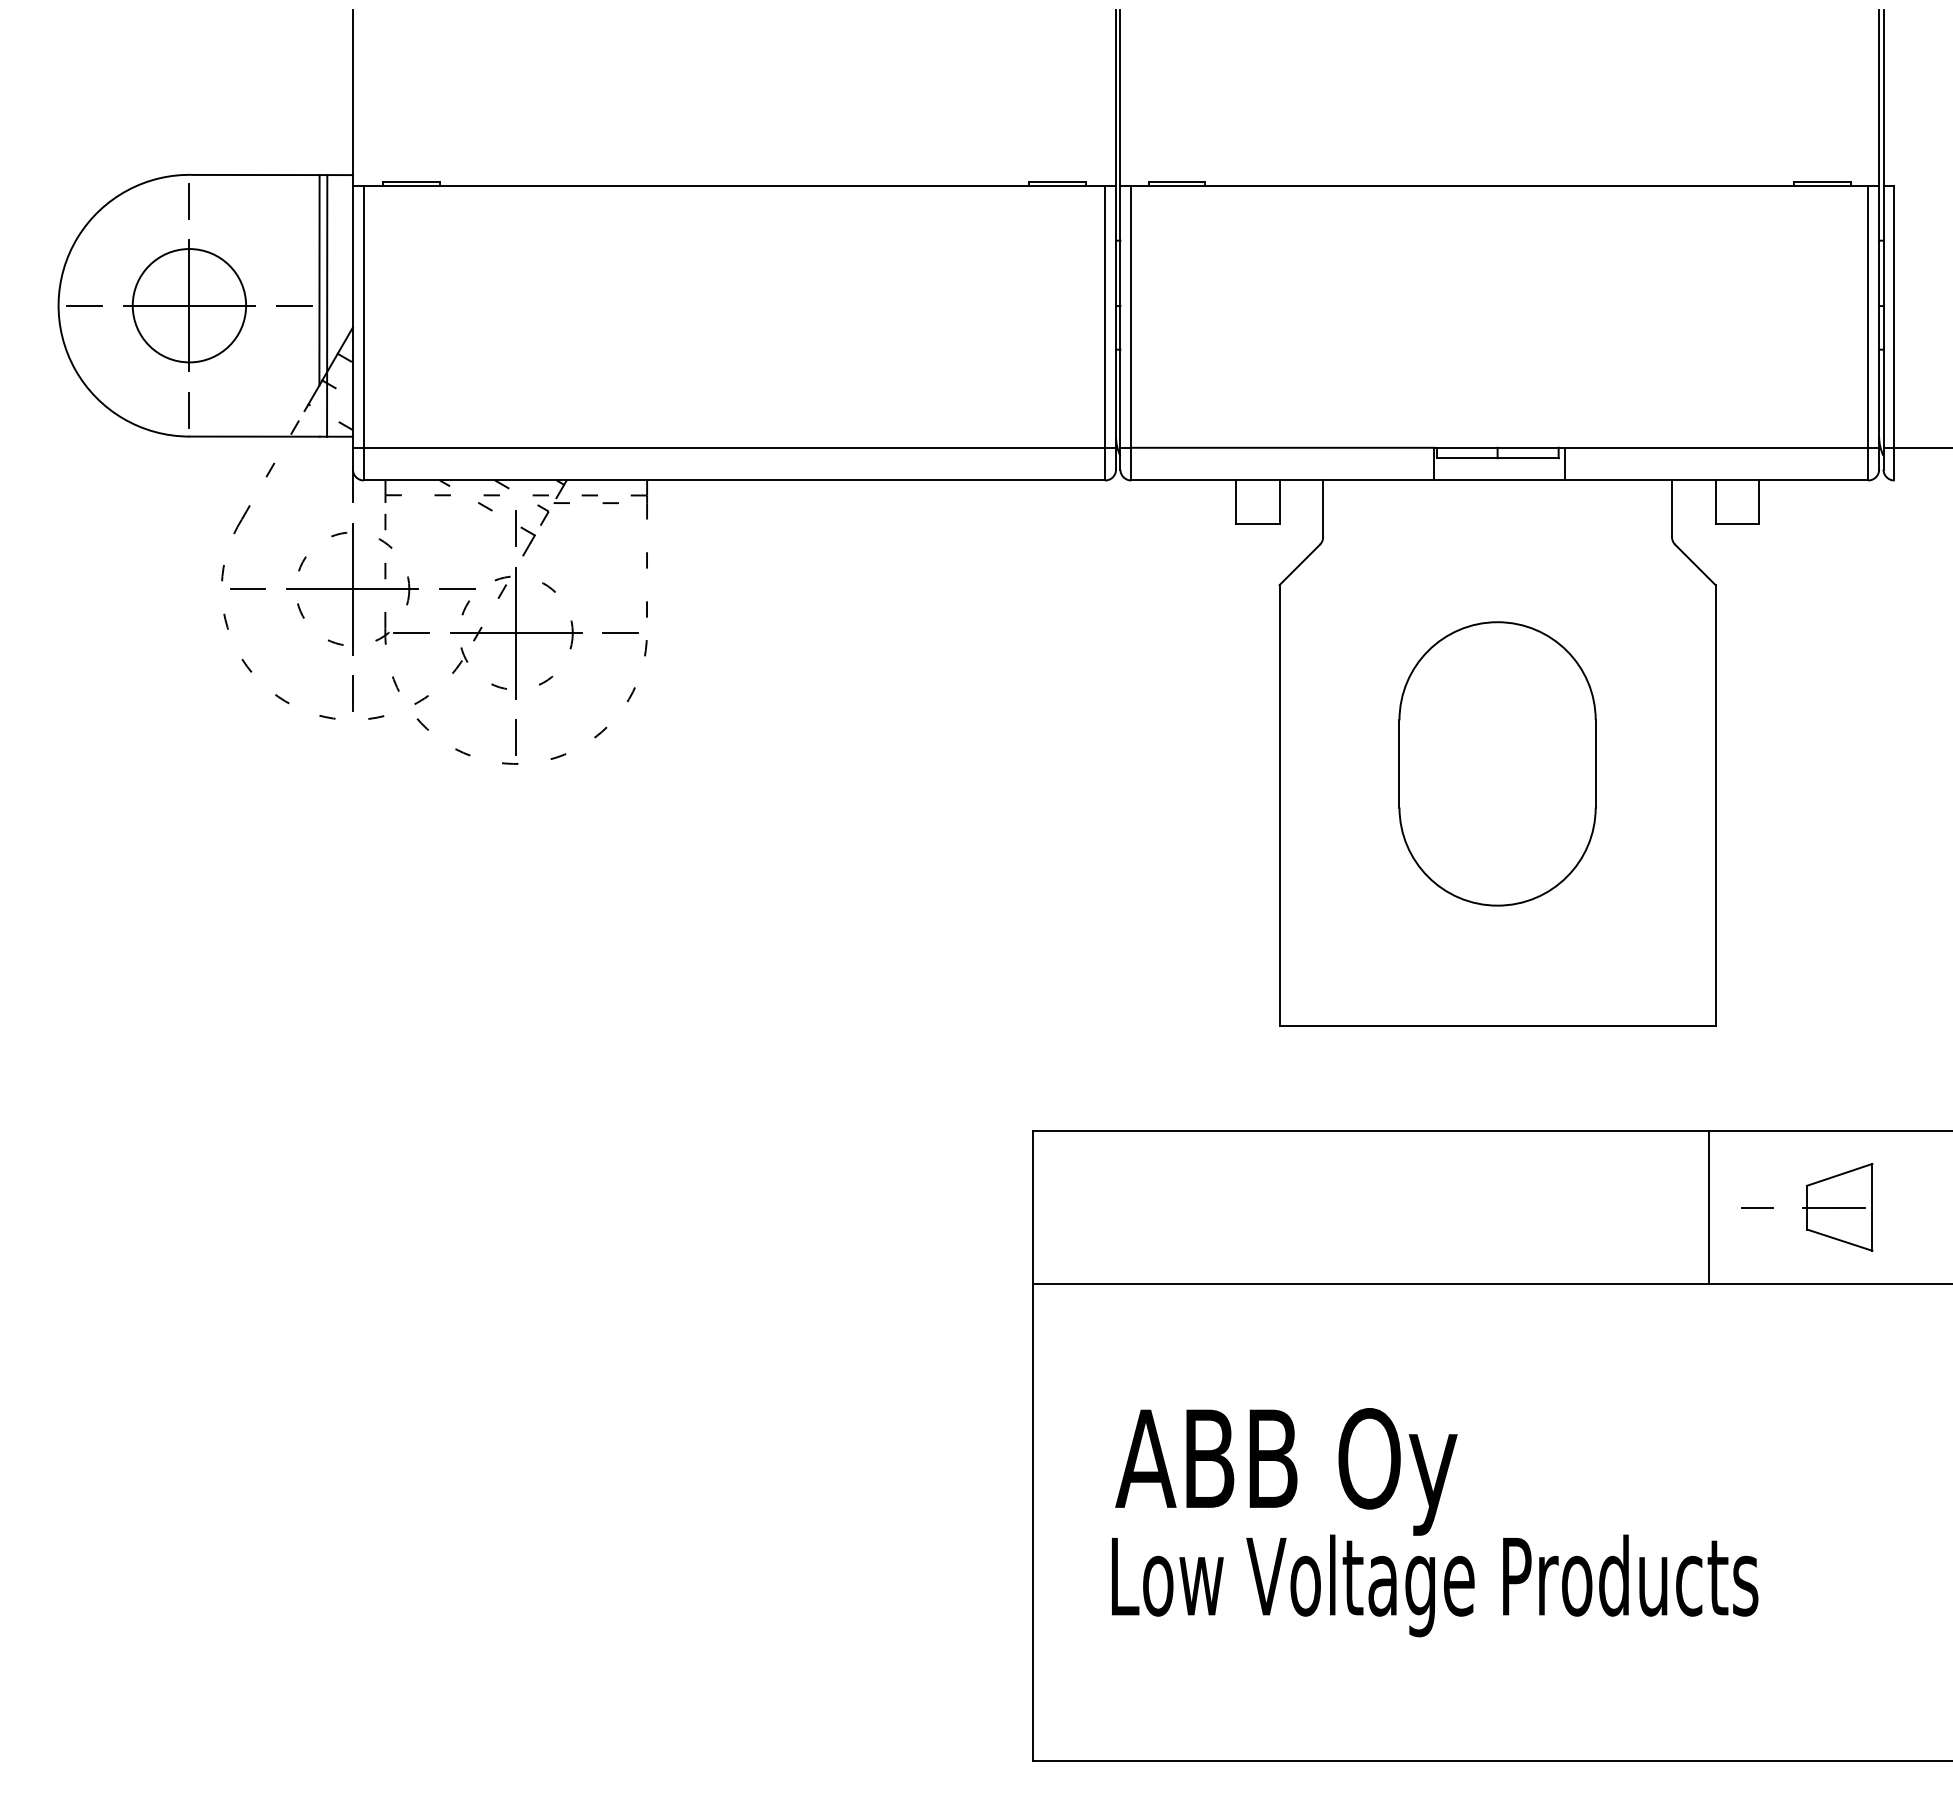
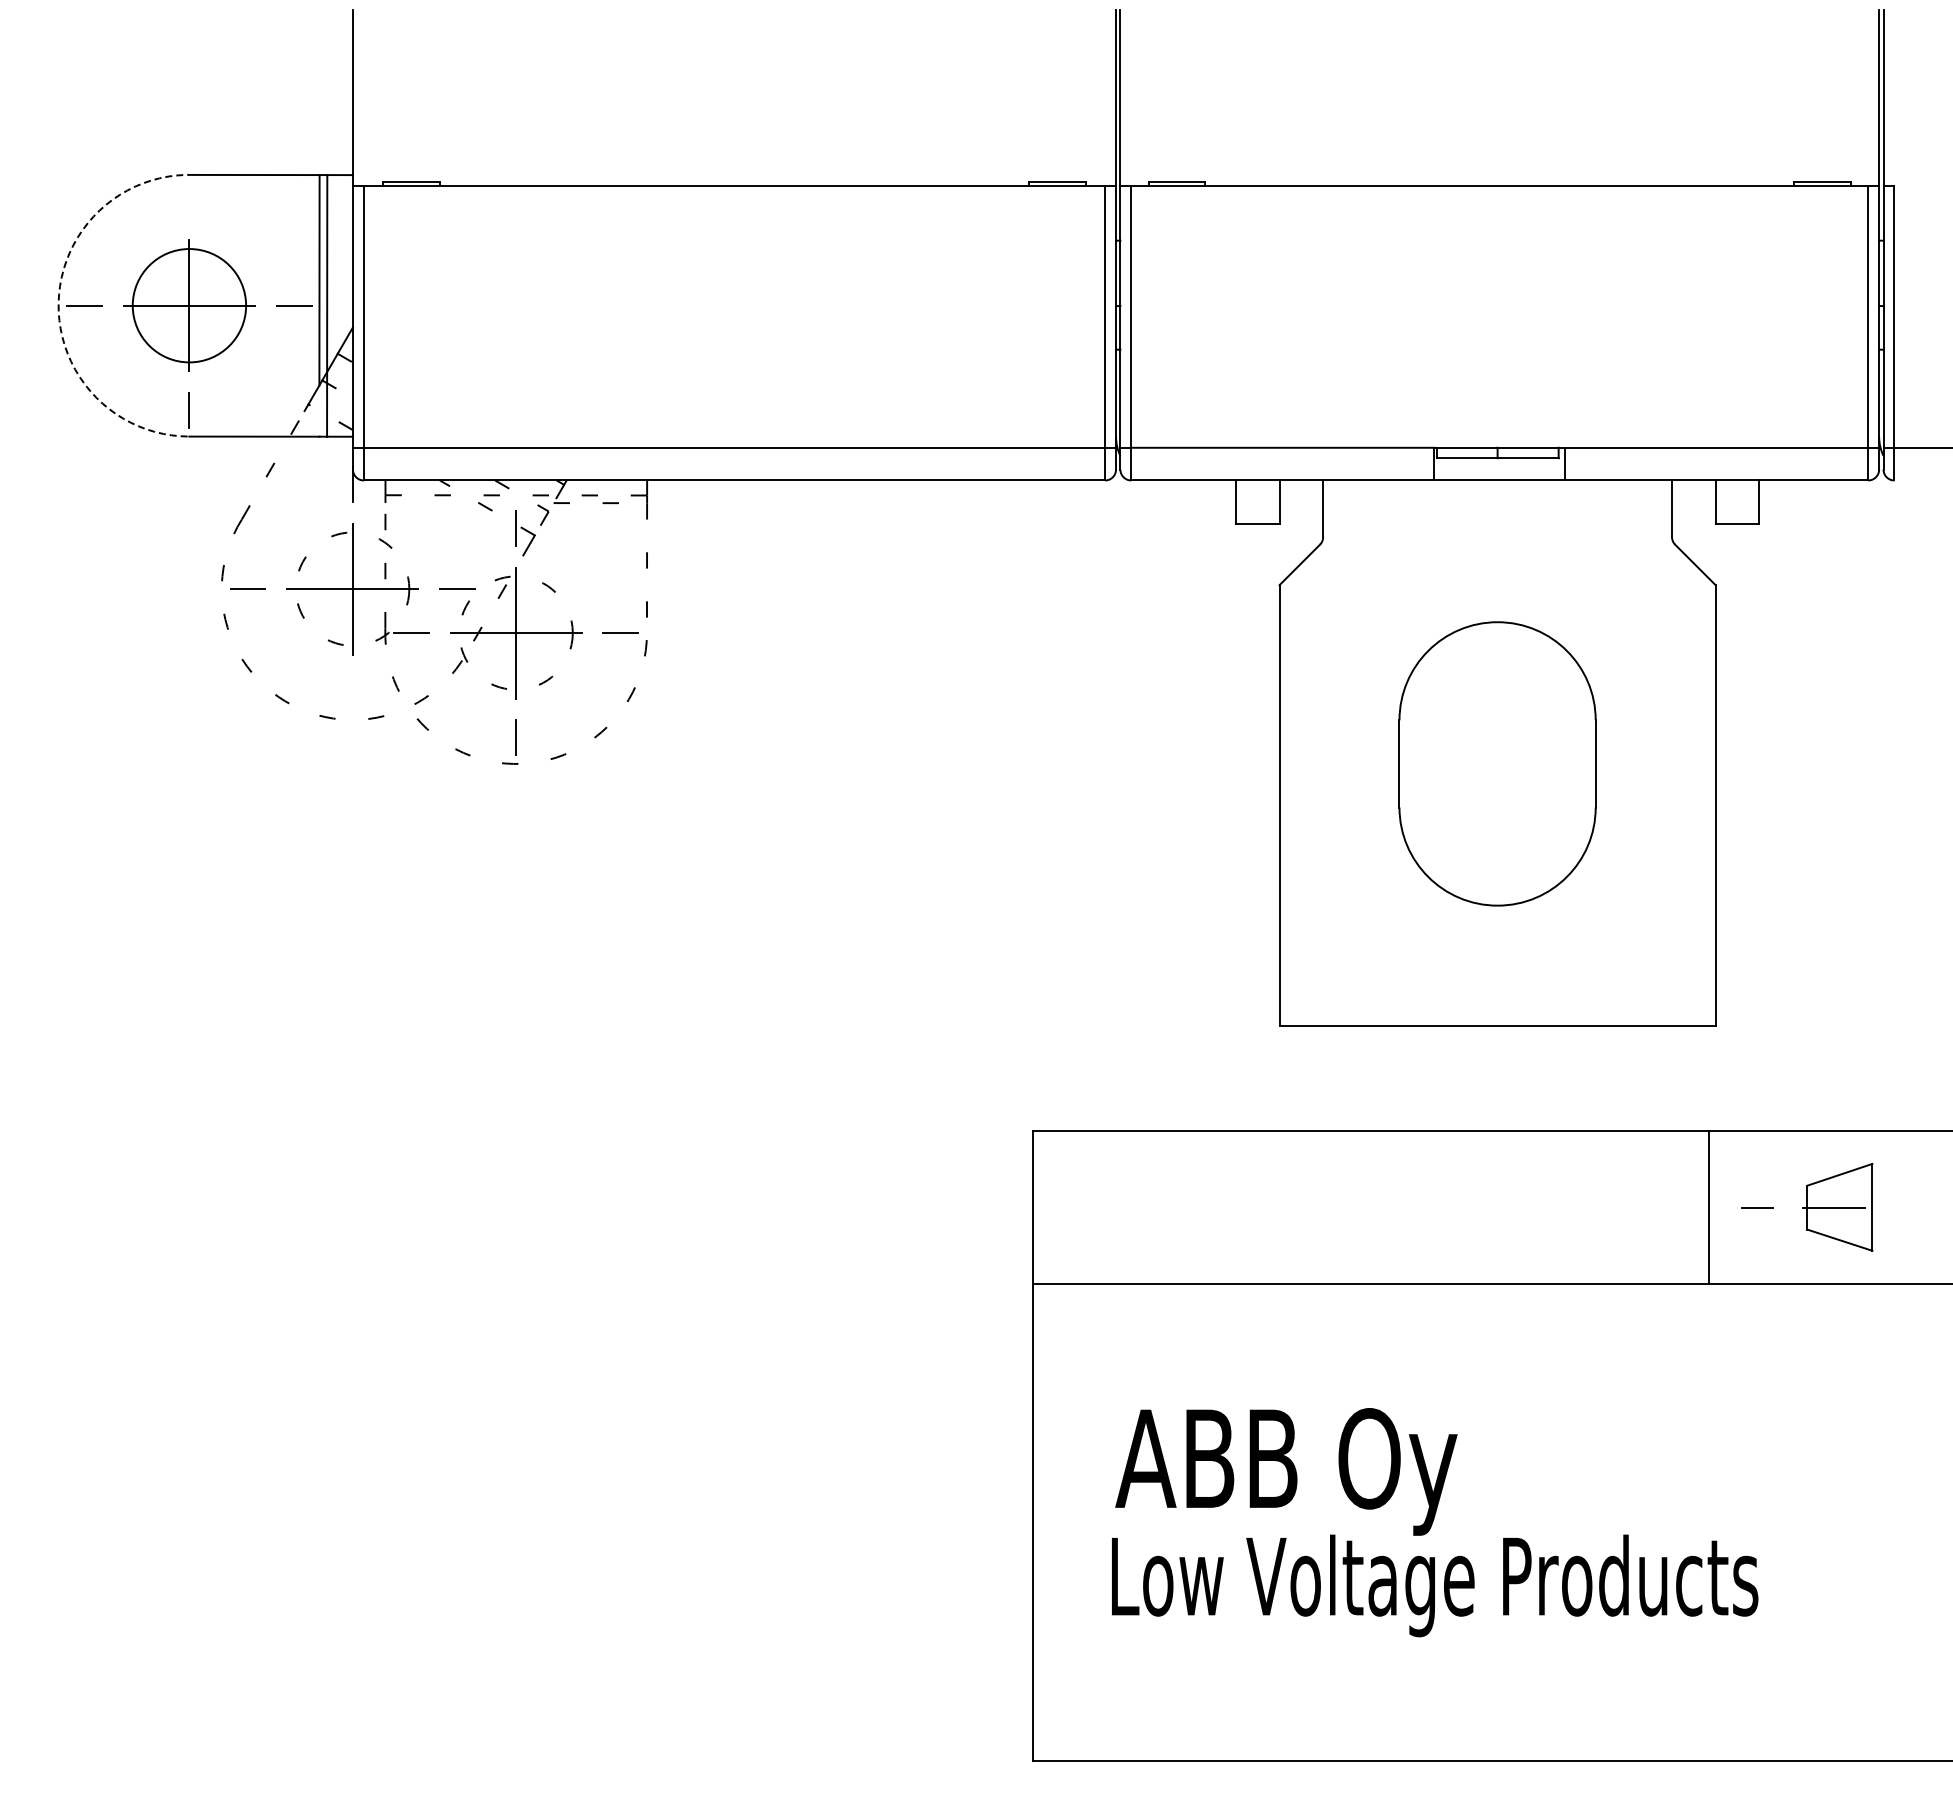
line: present -> none (189, 200)
arc: solid -> dashed (58, 303)
line: present -> none (352, 693)
